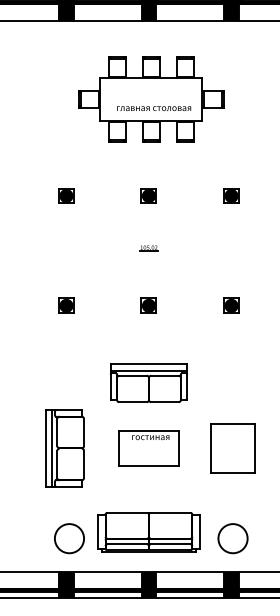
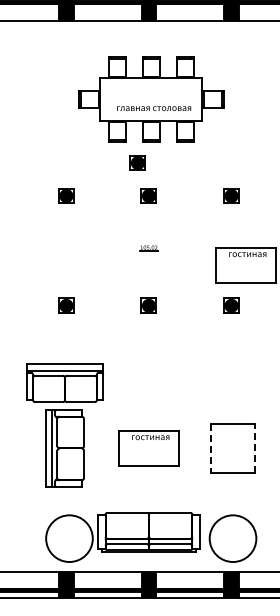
part: none -> present (137, 162)
part: none -> present (245, 265)
part position: (148, 382) -> (64, 382) (64, 382)
line: solid -> dashed (211, 448)
line: solid -> dashed (255, 448)
circle diameter: 29 px -> 47 px (69, 538)
circle diameter: 29 px -> 47 px (232, 538)
